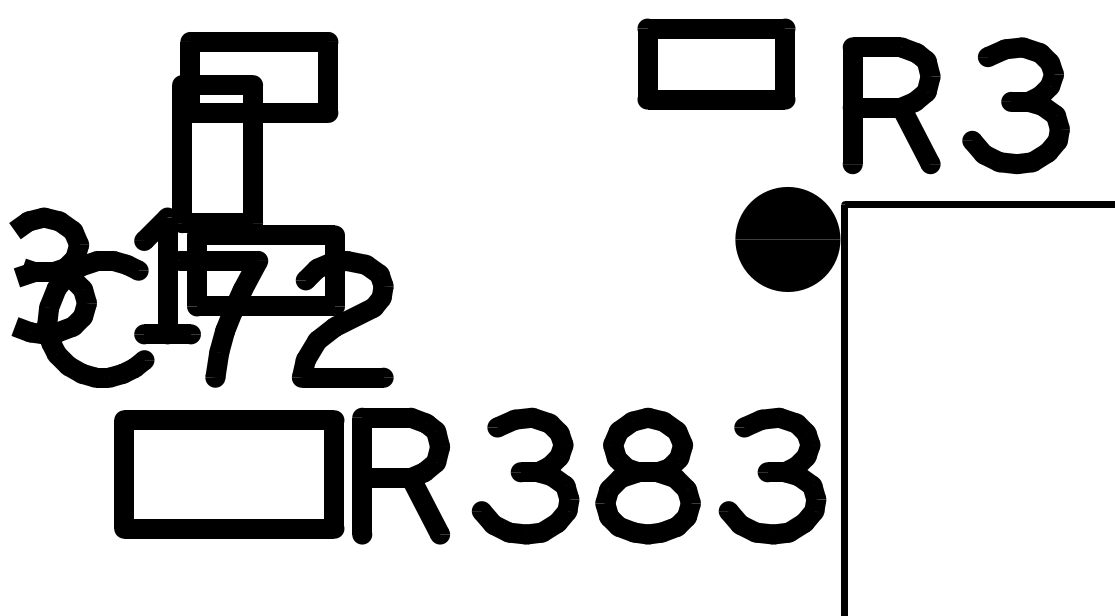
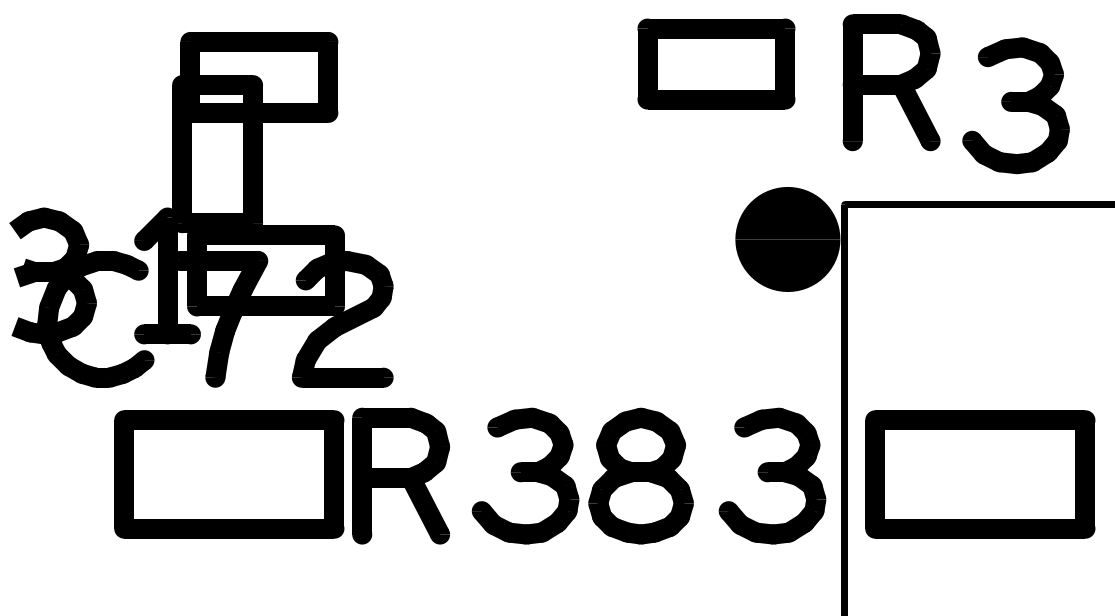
part position: (891, 105) -> (891, 82) (891, 82)
part: none -> present (980, 474)
part position: (647, 475) -> (640, 475) (640, 475)
